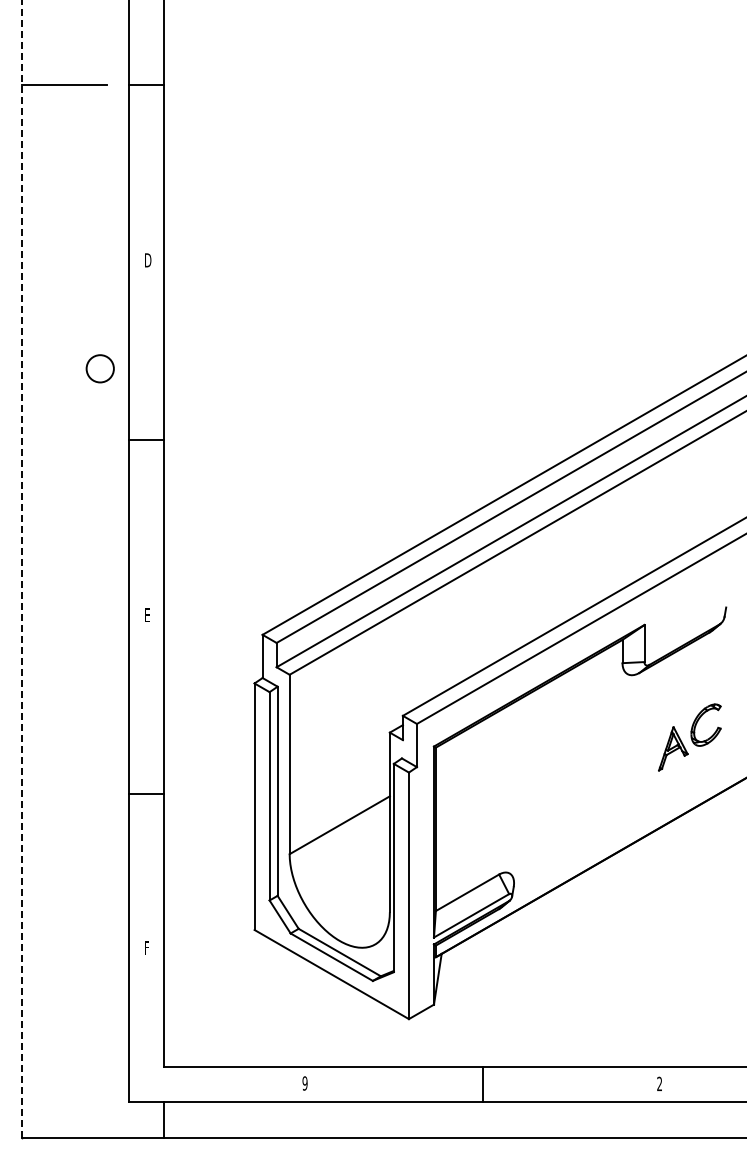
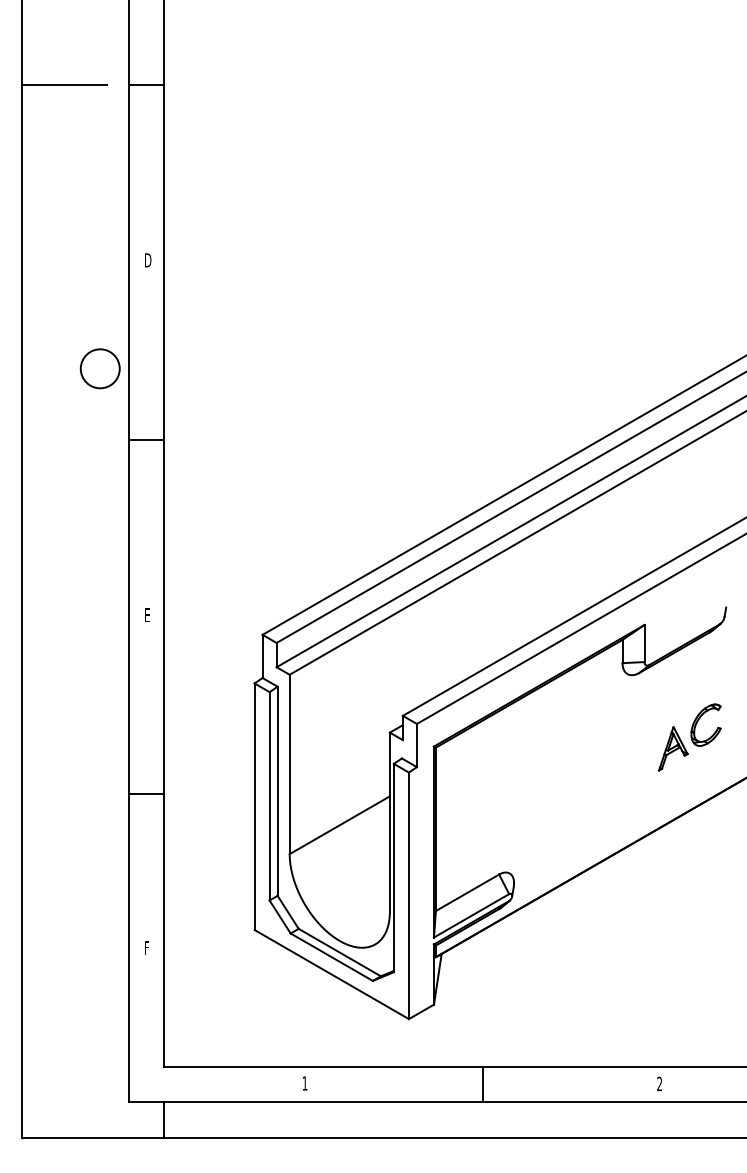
circle diameter: 27 px -> 39 px (99, 368)
line: dashed -> solid (22, 568)
text: 9 -> 1 (304, 1083)
